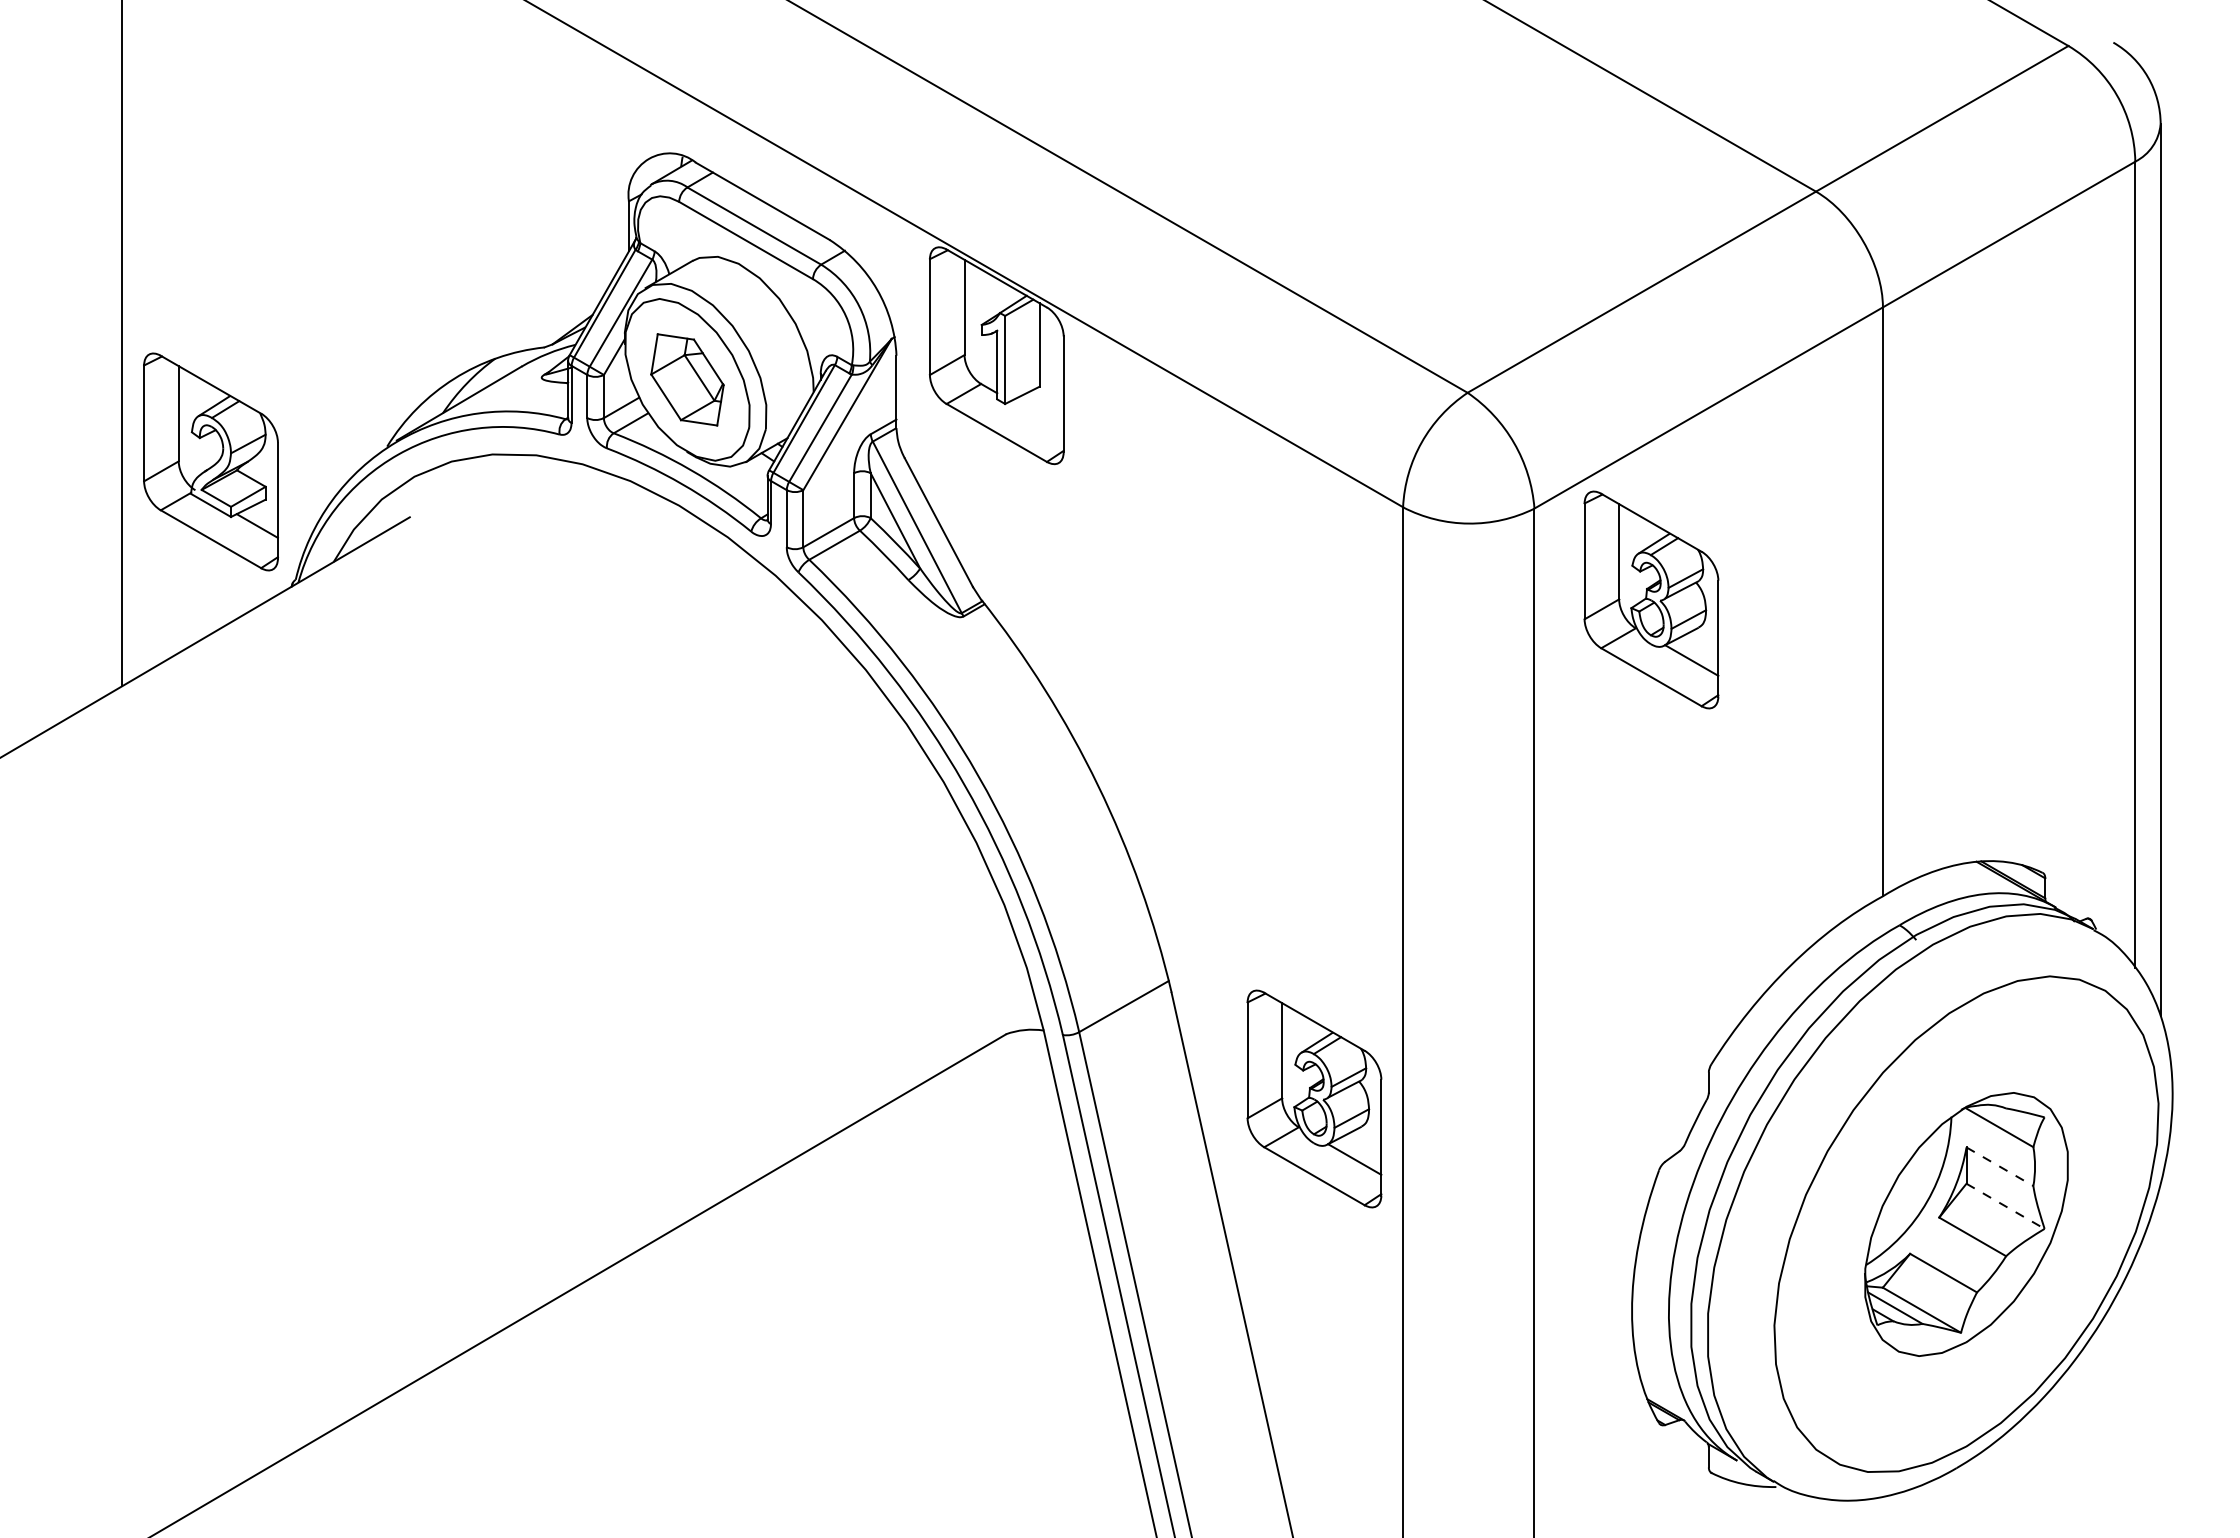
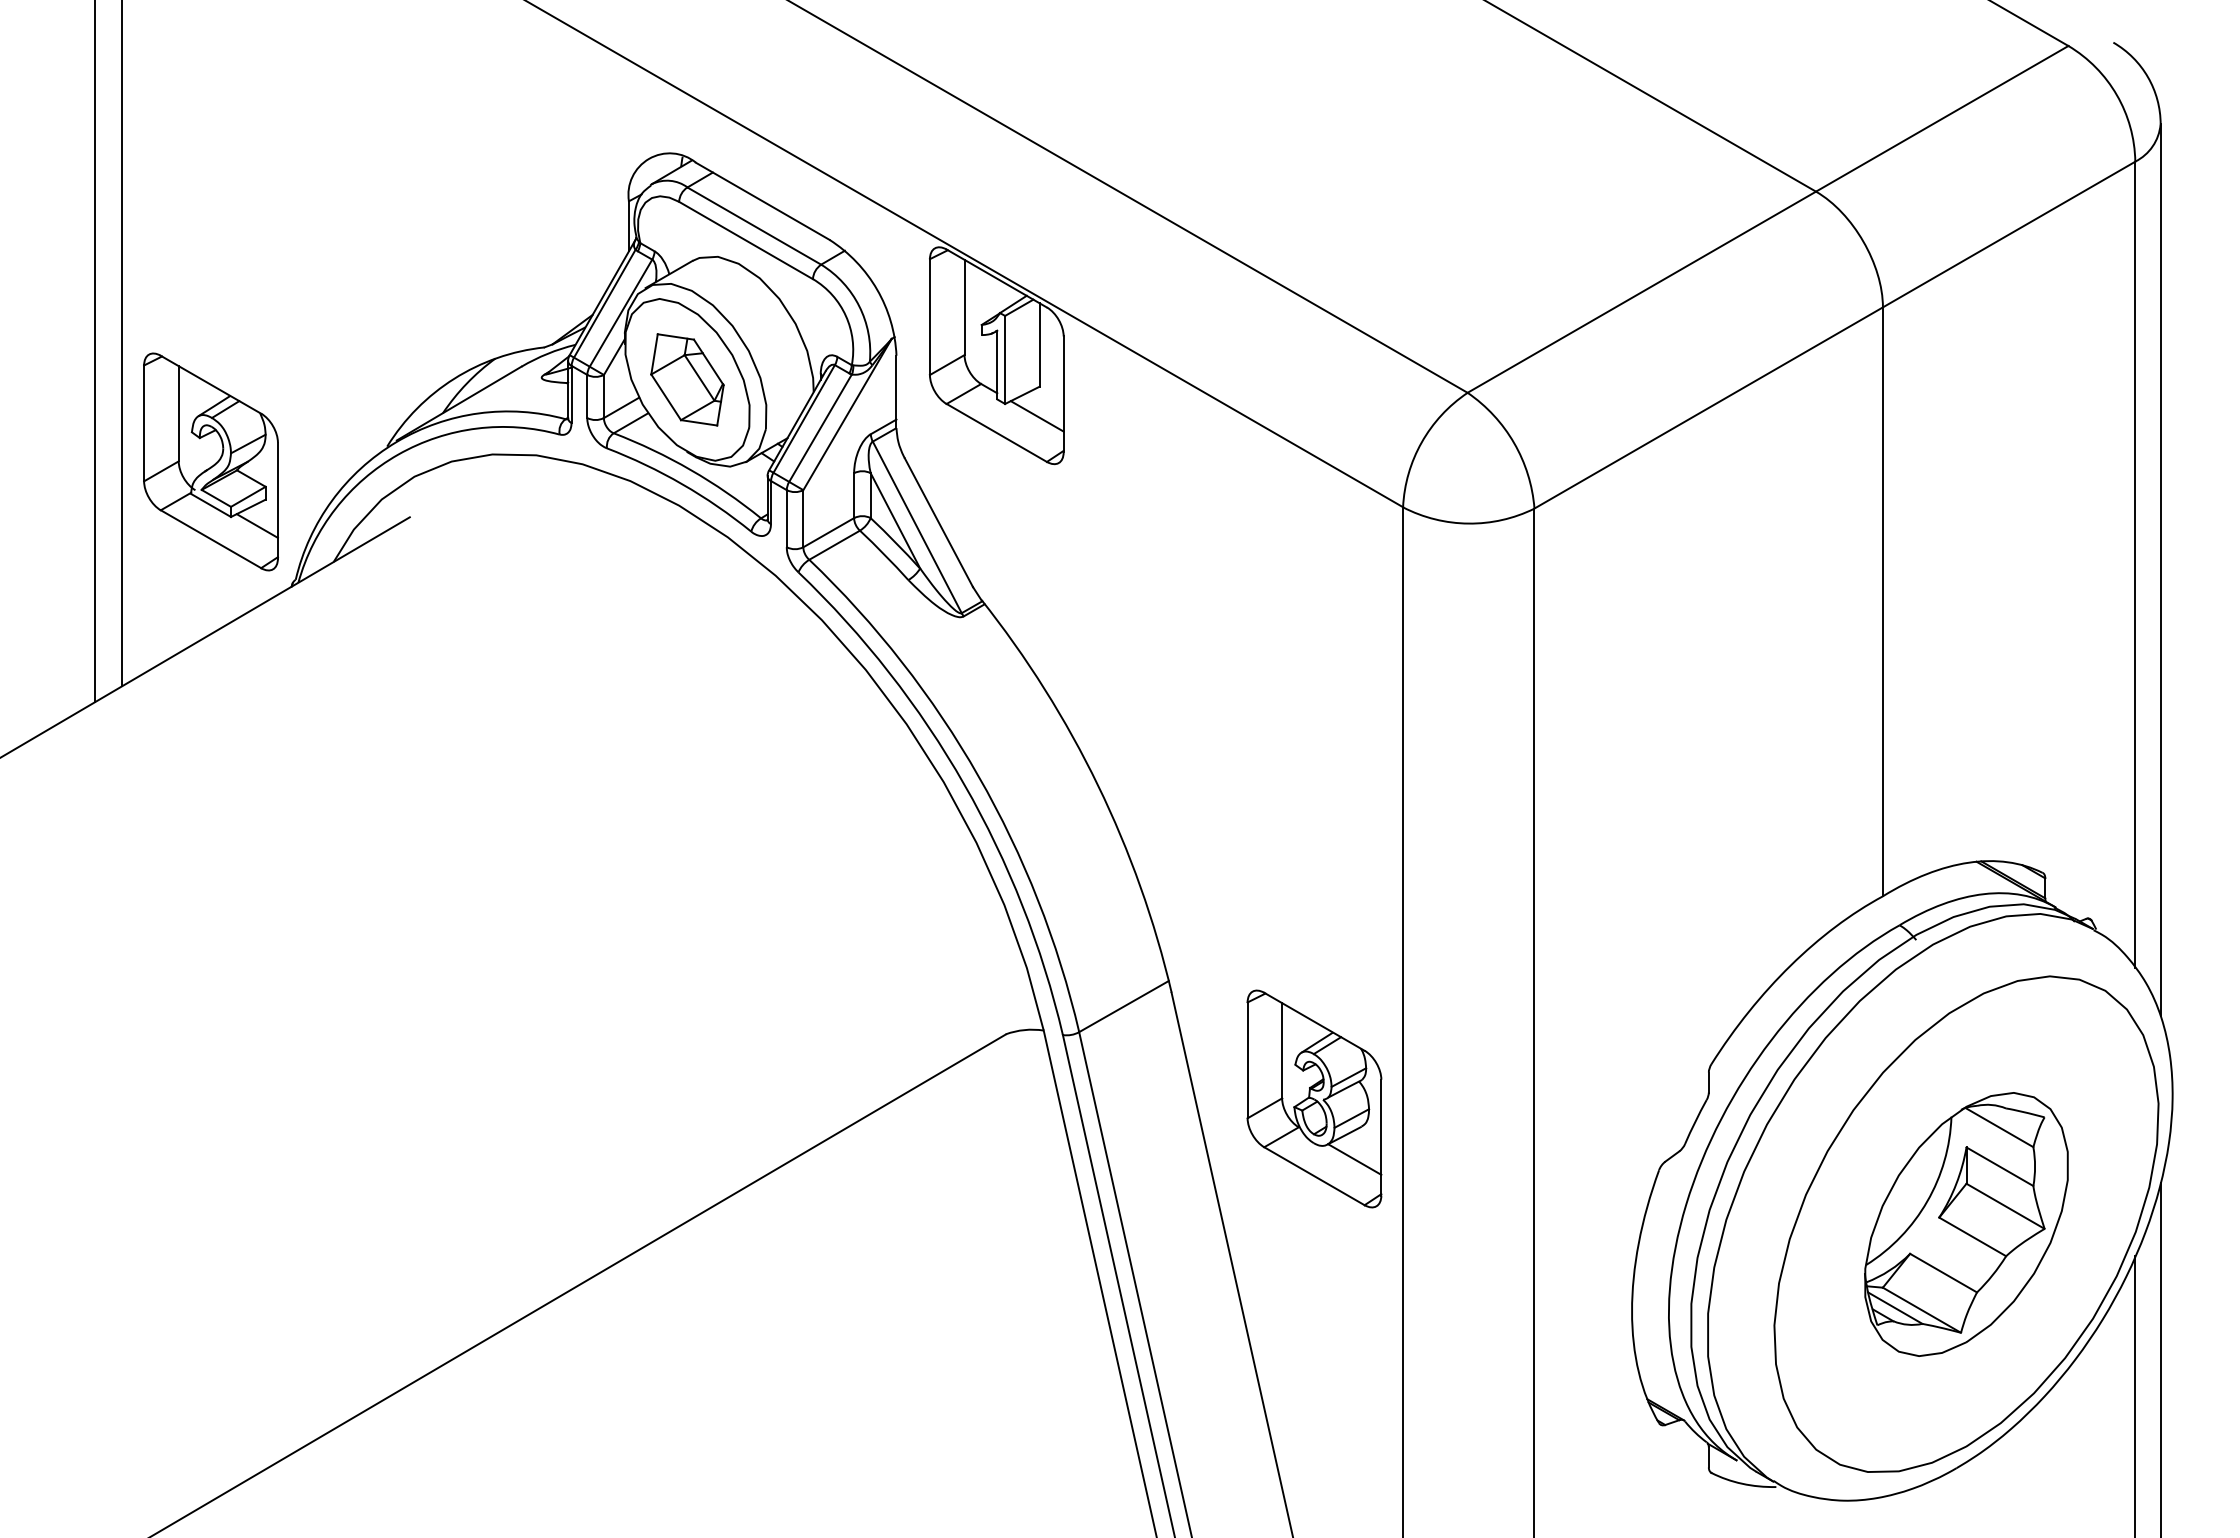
line: none -> present (94, 352)
line: none -> present (1036, 416)
part: present -> none (1651, 599)
line: dashed -> solid (1999, 1166)
line: dashed -> solid (2005, 1206)
line: none -> present (2160, 1358)
line: none -> present (2135, 1395)
